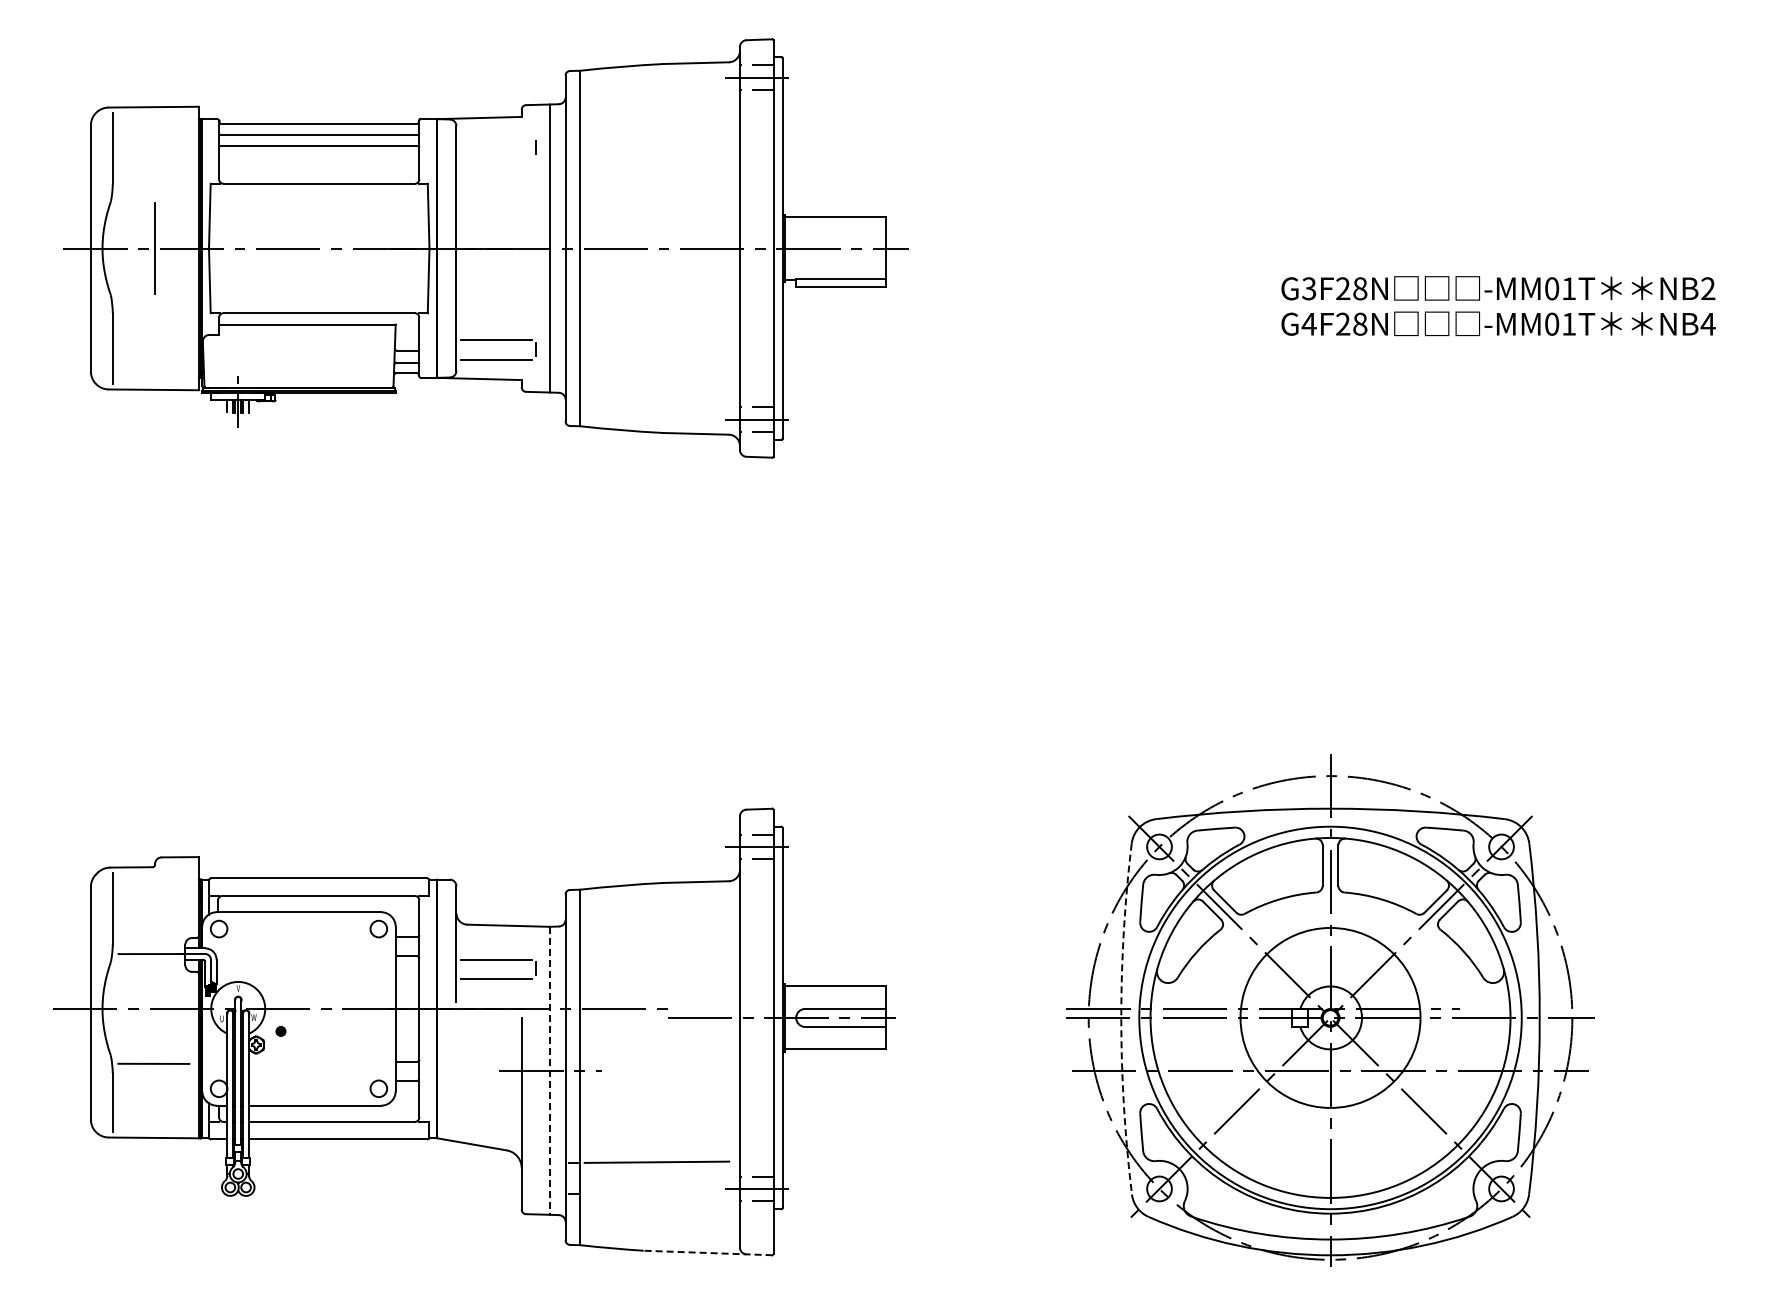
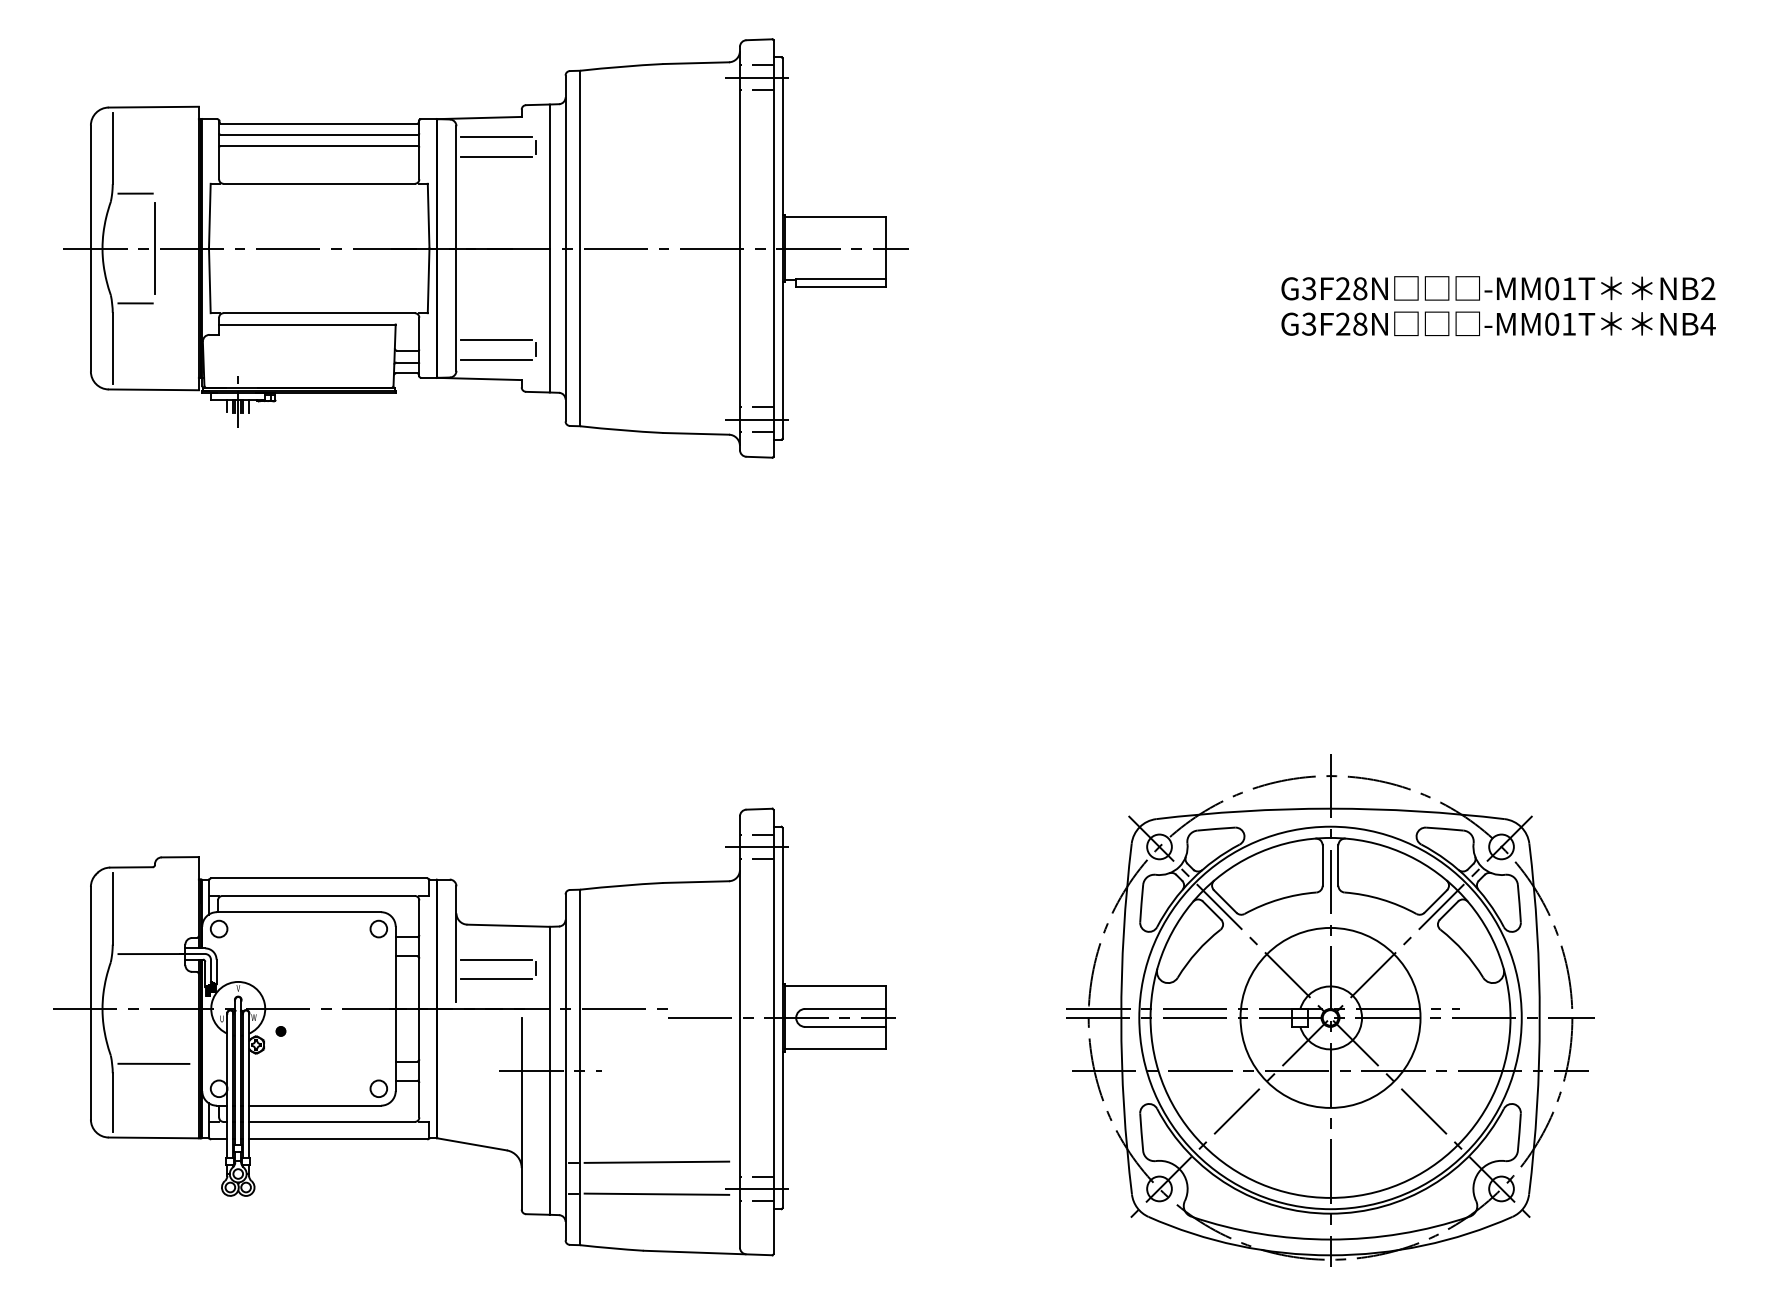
line: none -> present (496, 137)
line: none -> present (496, 157)
line: none -> present (135, 193)
line: none -> present (135, 303)
text: G4F28N -> G3F28N (1308, 323)
arc: dashed -> solid (1121, 1019)
line: dashed -> solid (549, 1070)
line: none -> present (656, 1193)
line: dashed -> solid (707, 1252)
